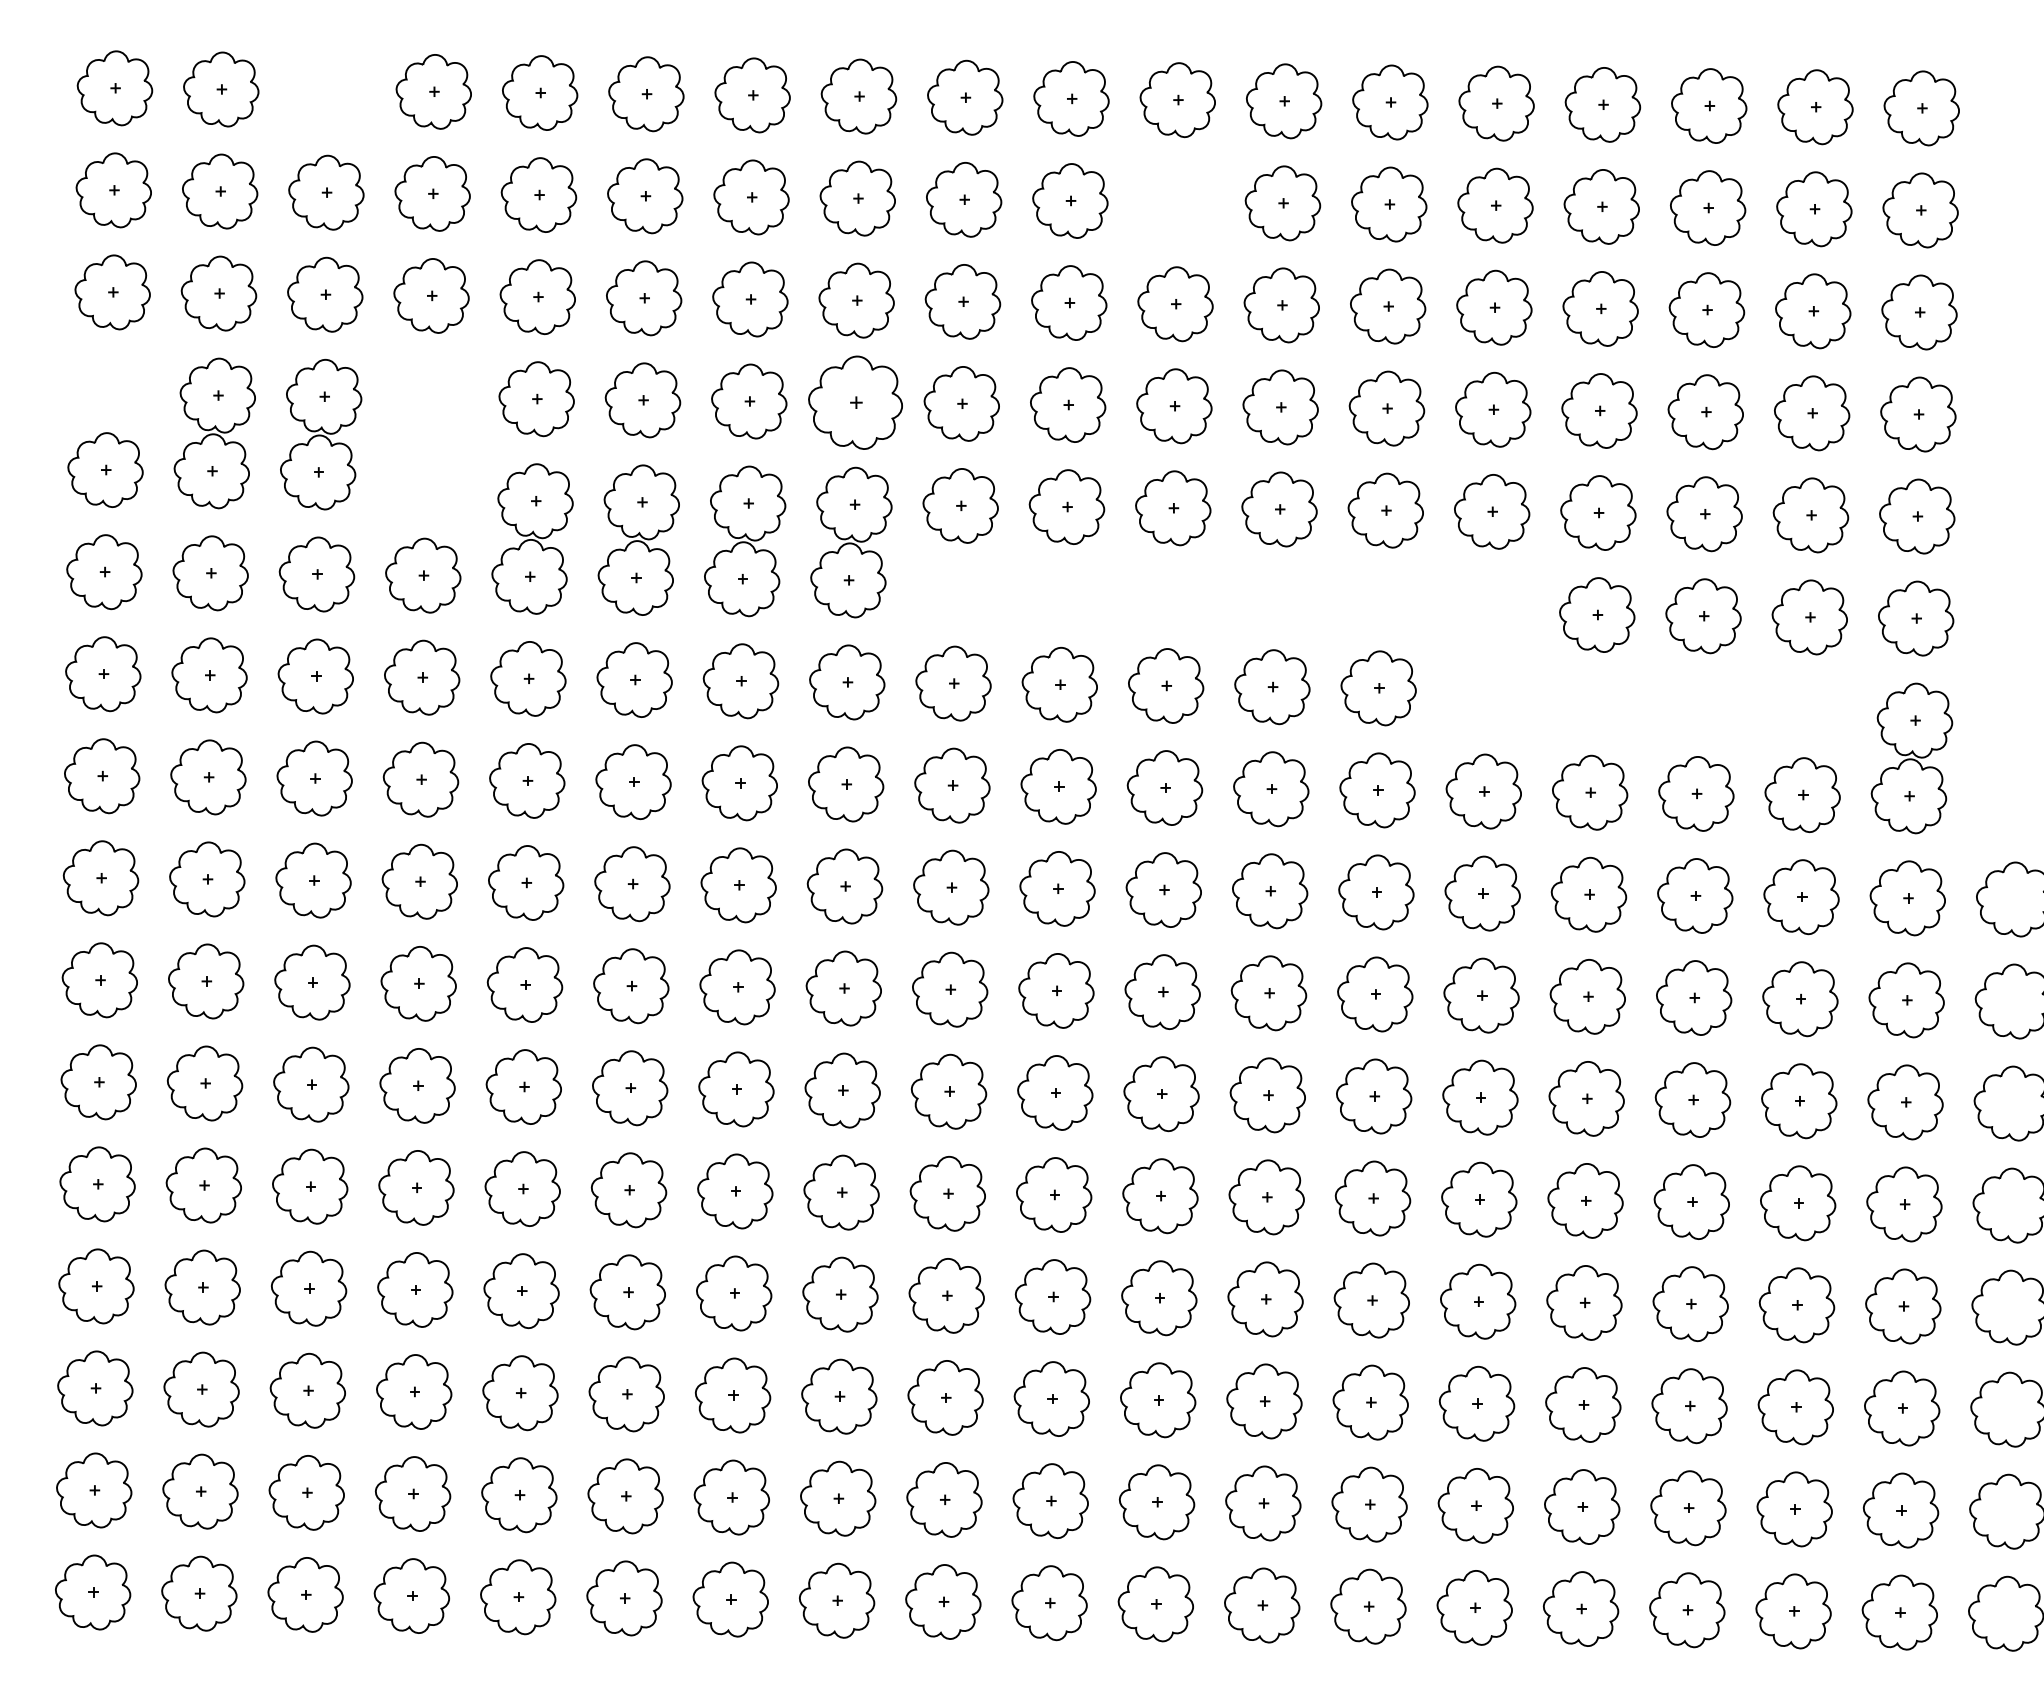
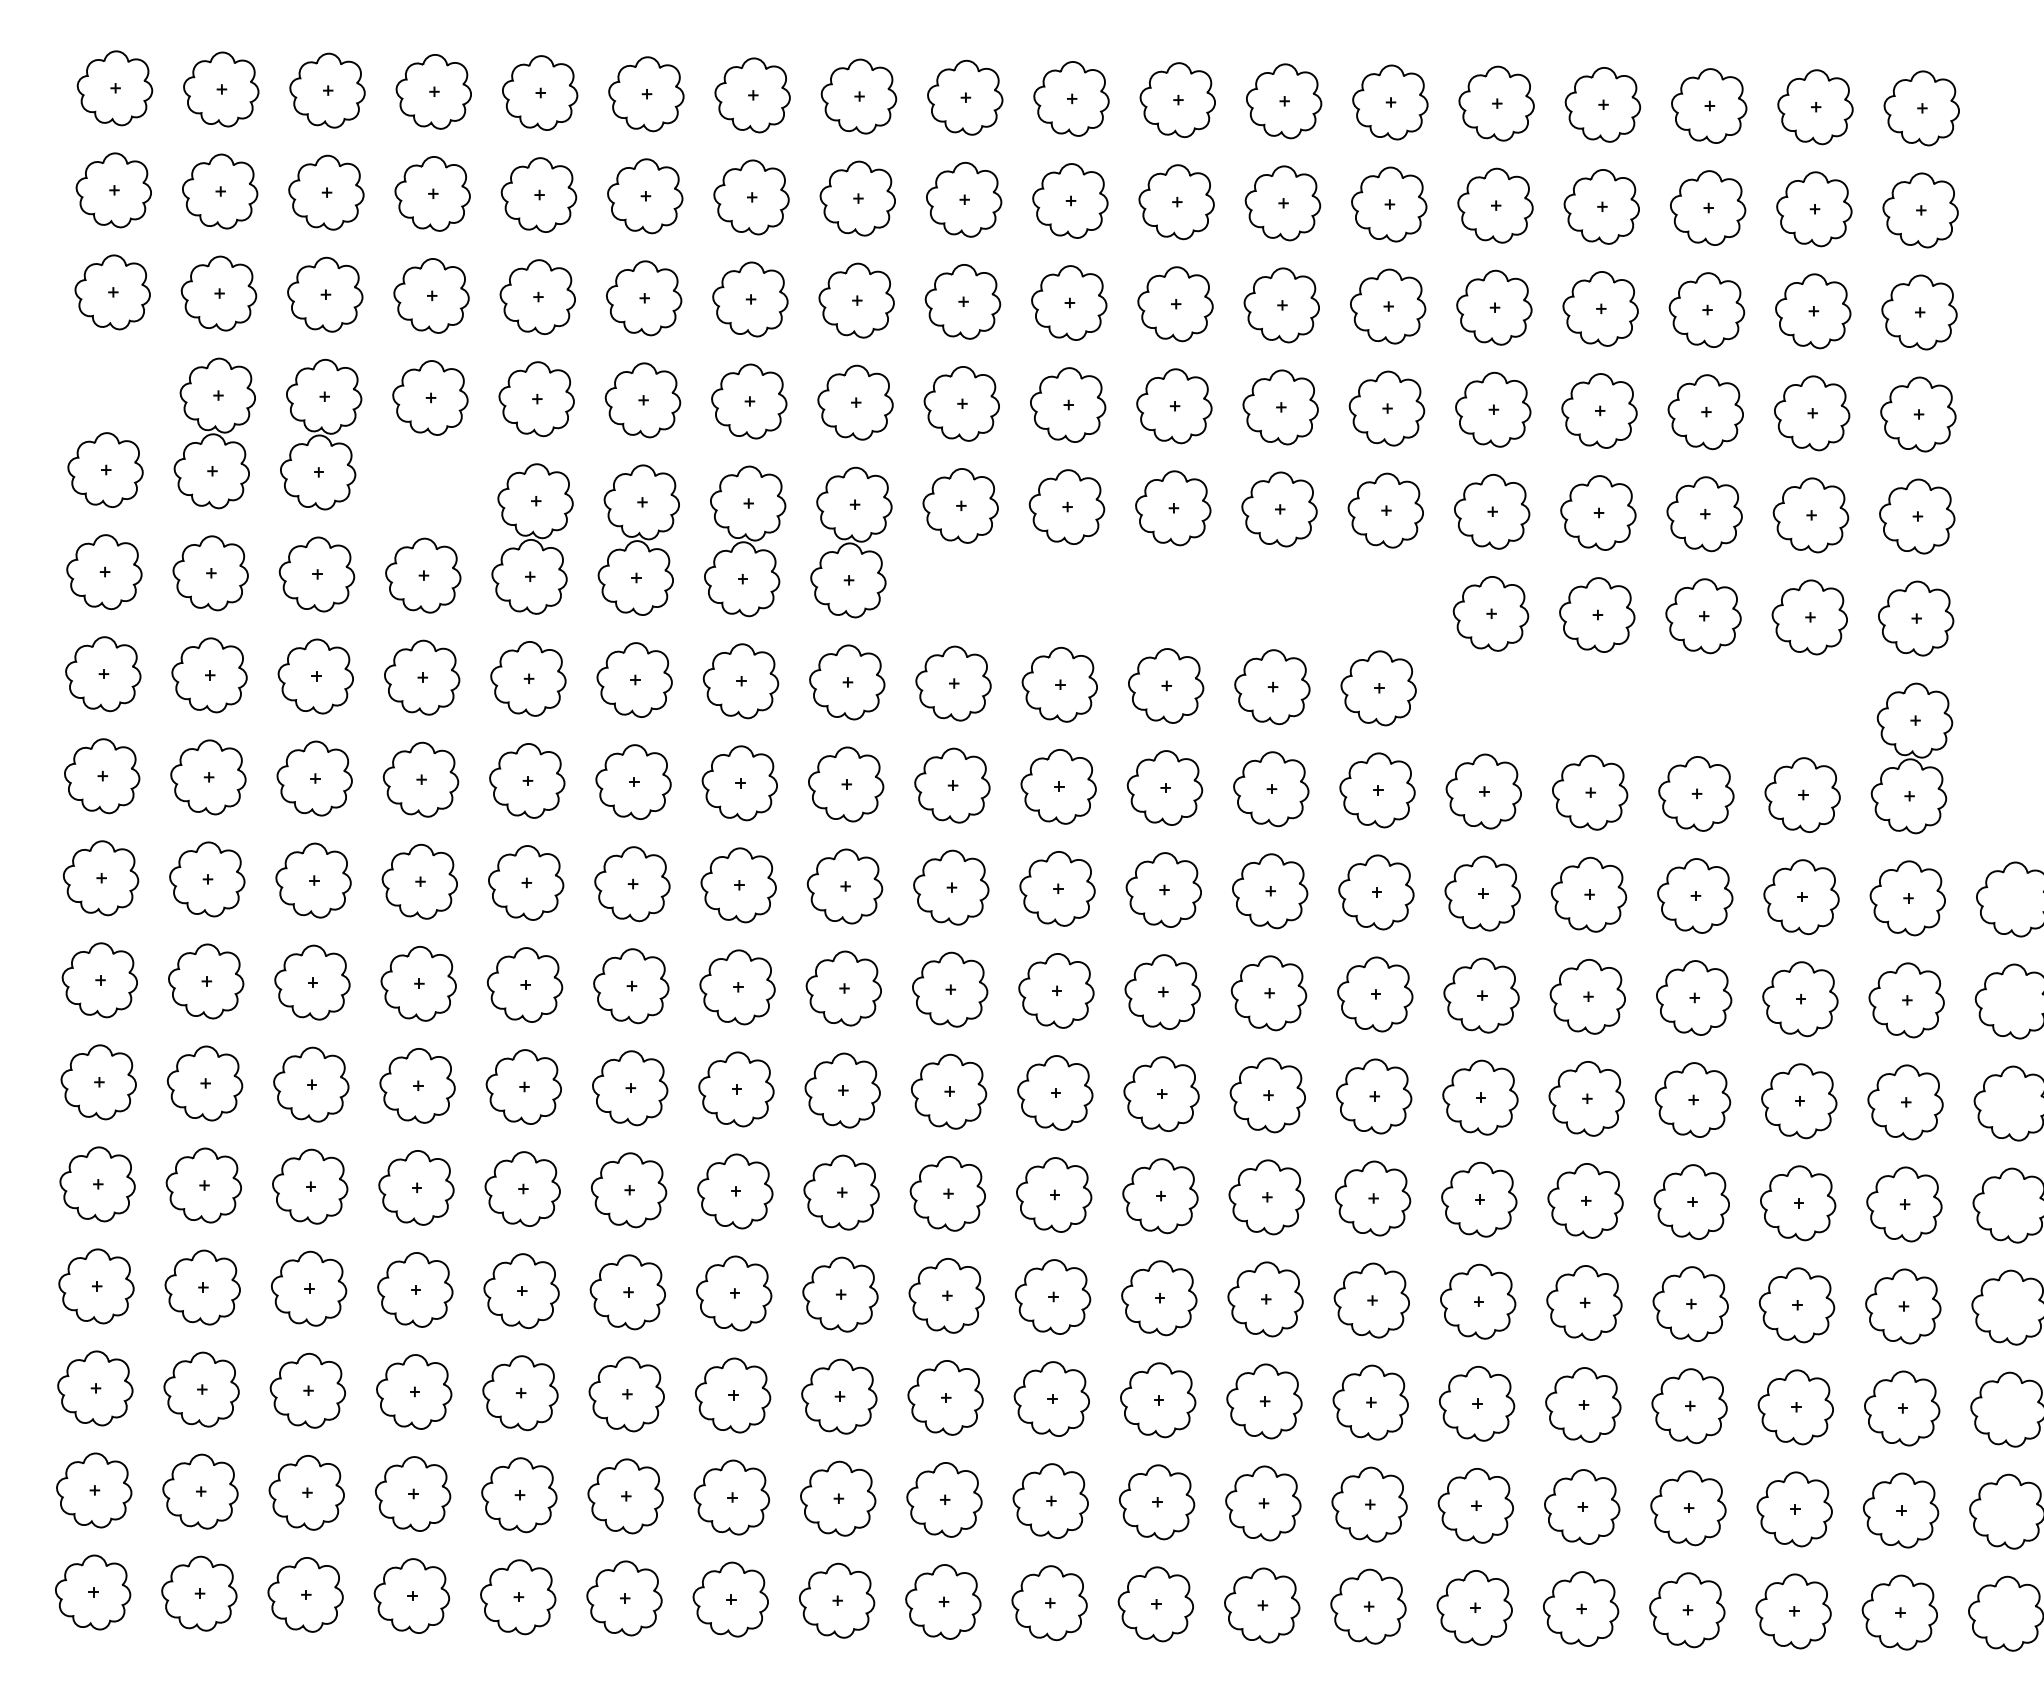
part: none -> present (327, 90)
part: none -> present (1176, 202)
part: none -> present (430, 397)
part size: 95x95 px -> 77x77 px (855, 402)
part: none -> present (1490, 613)
